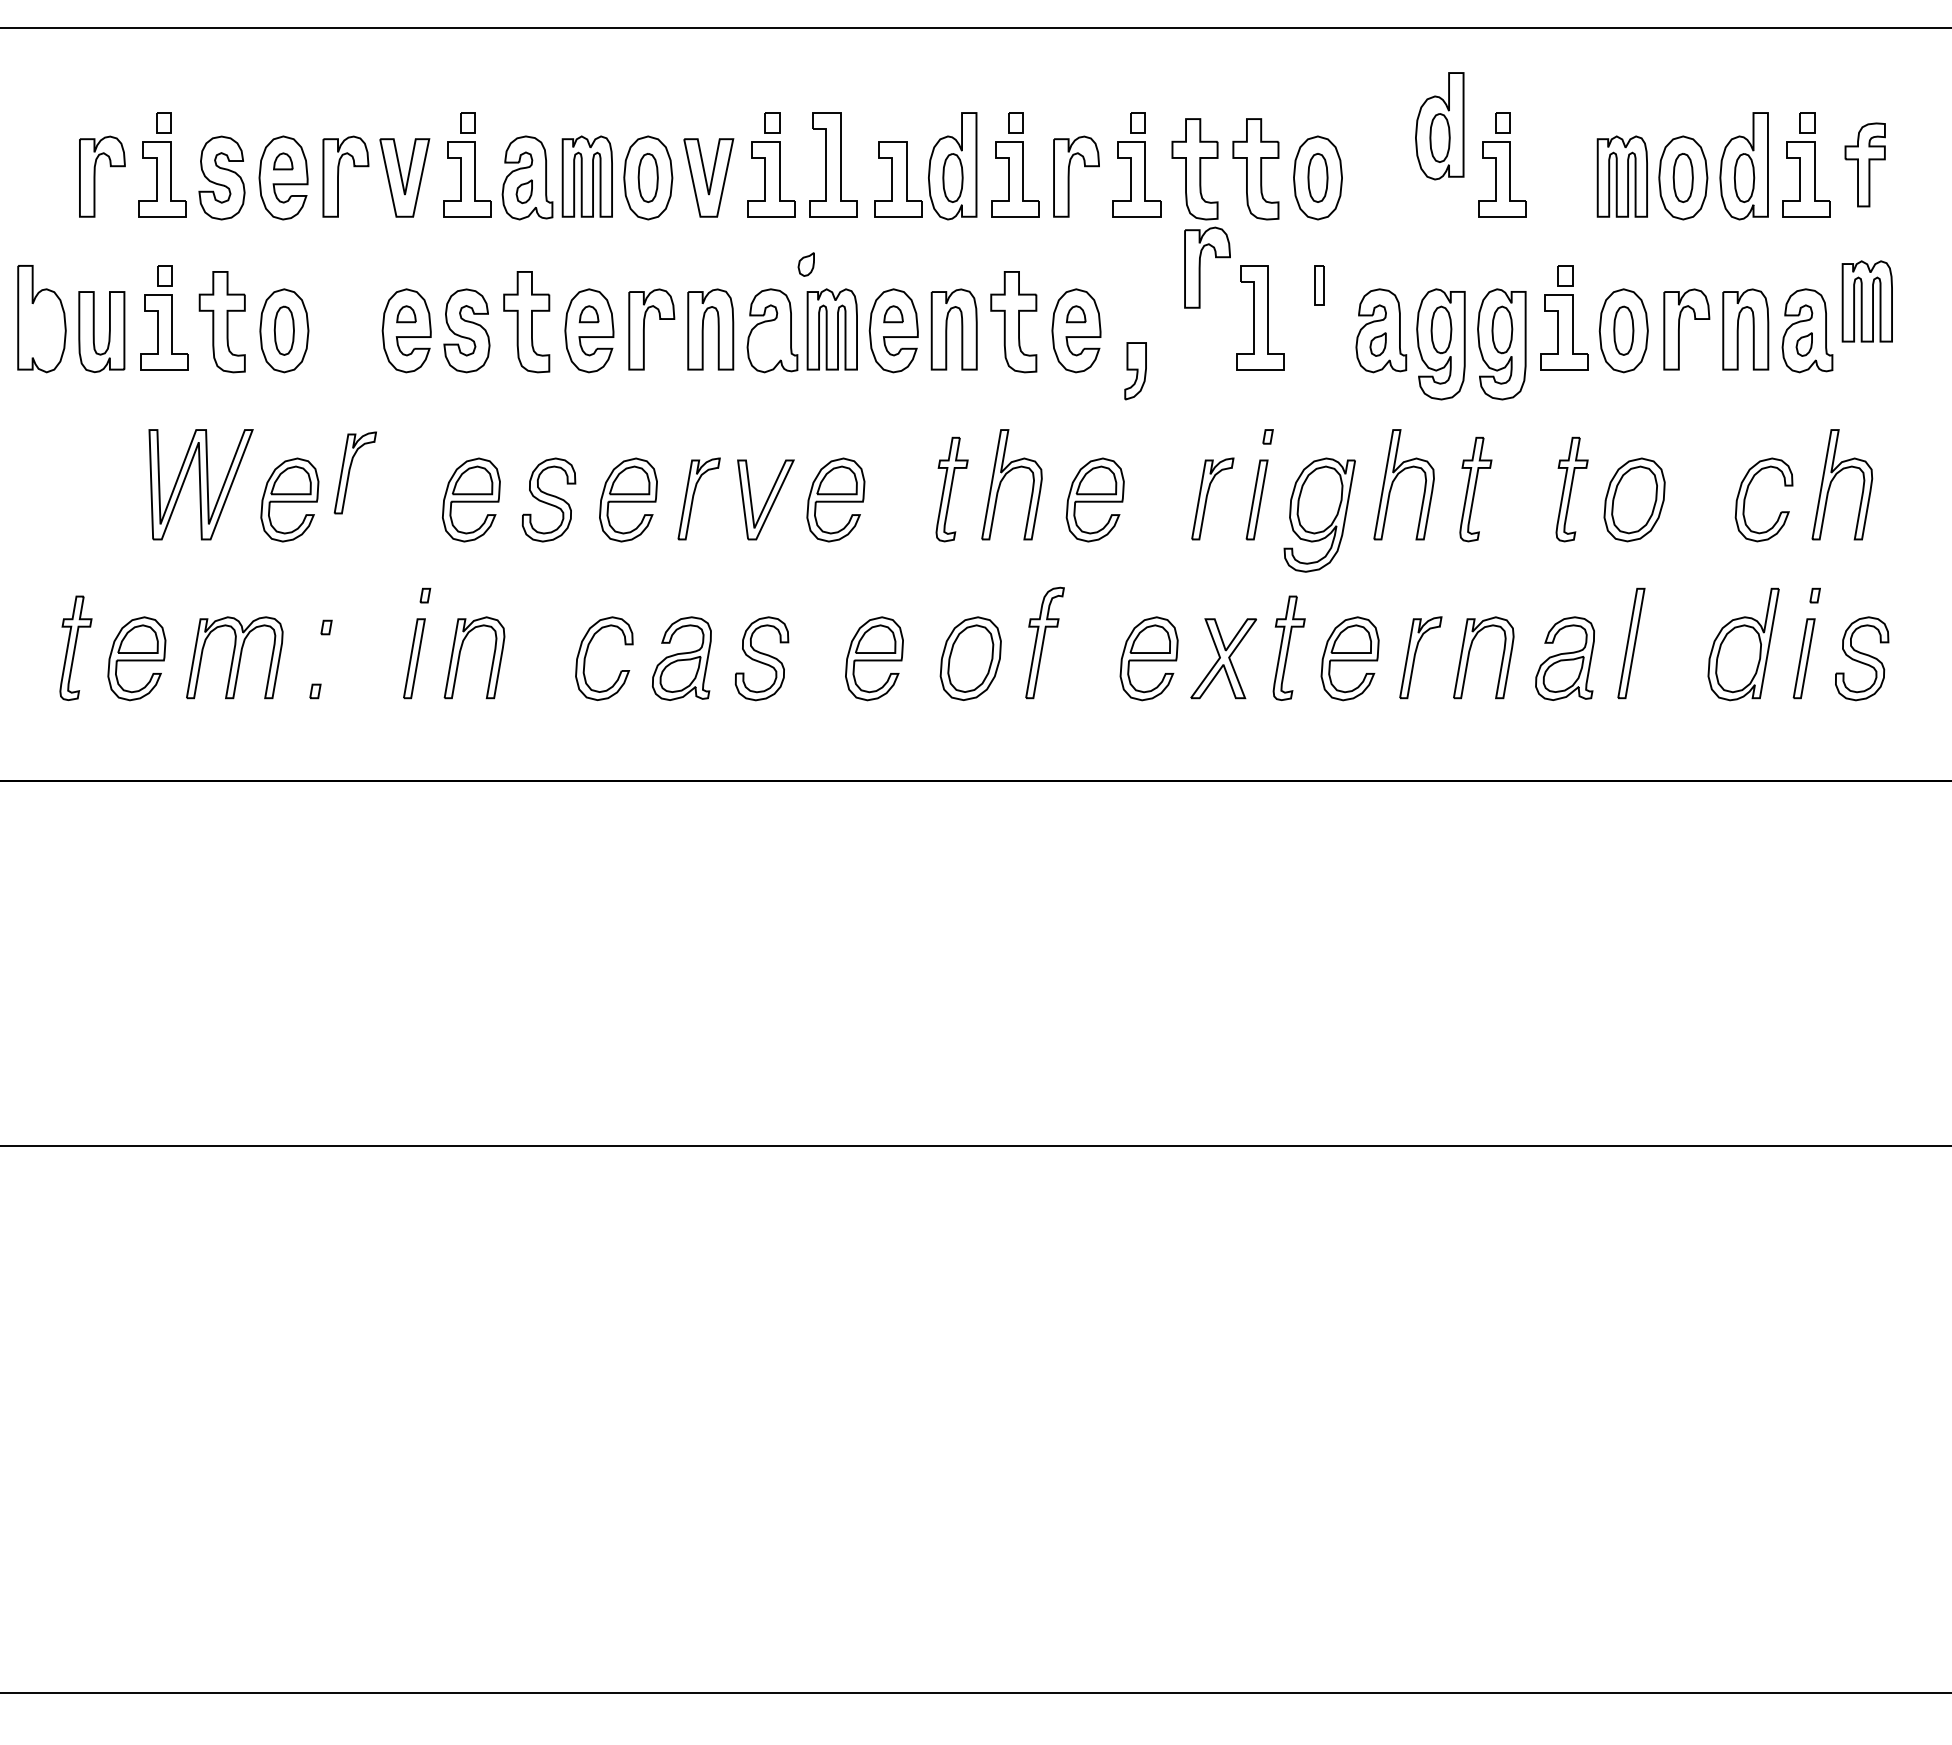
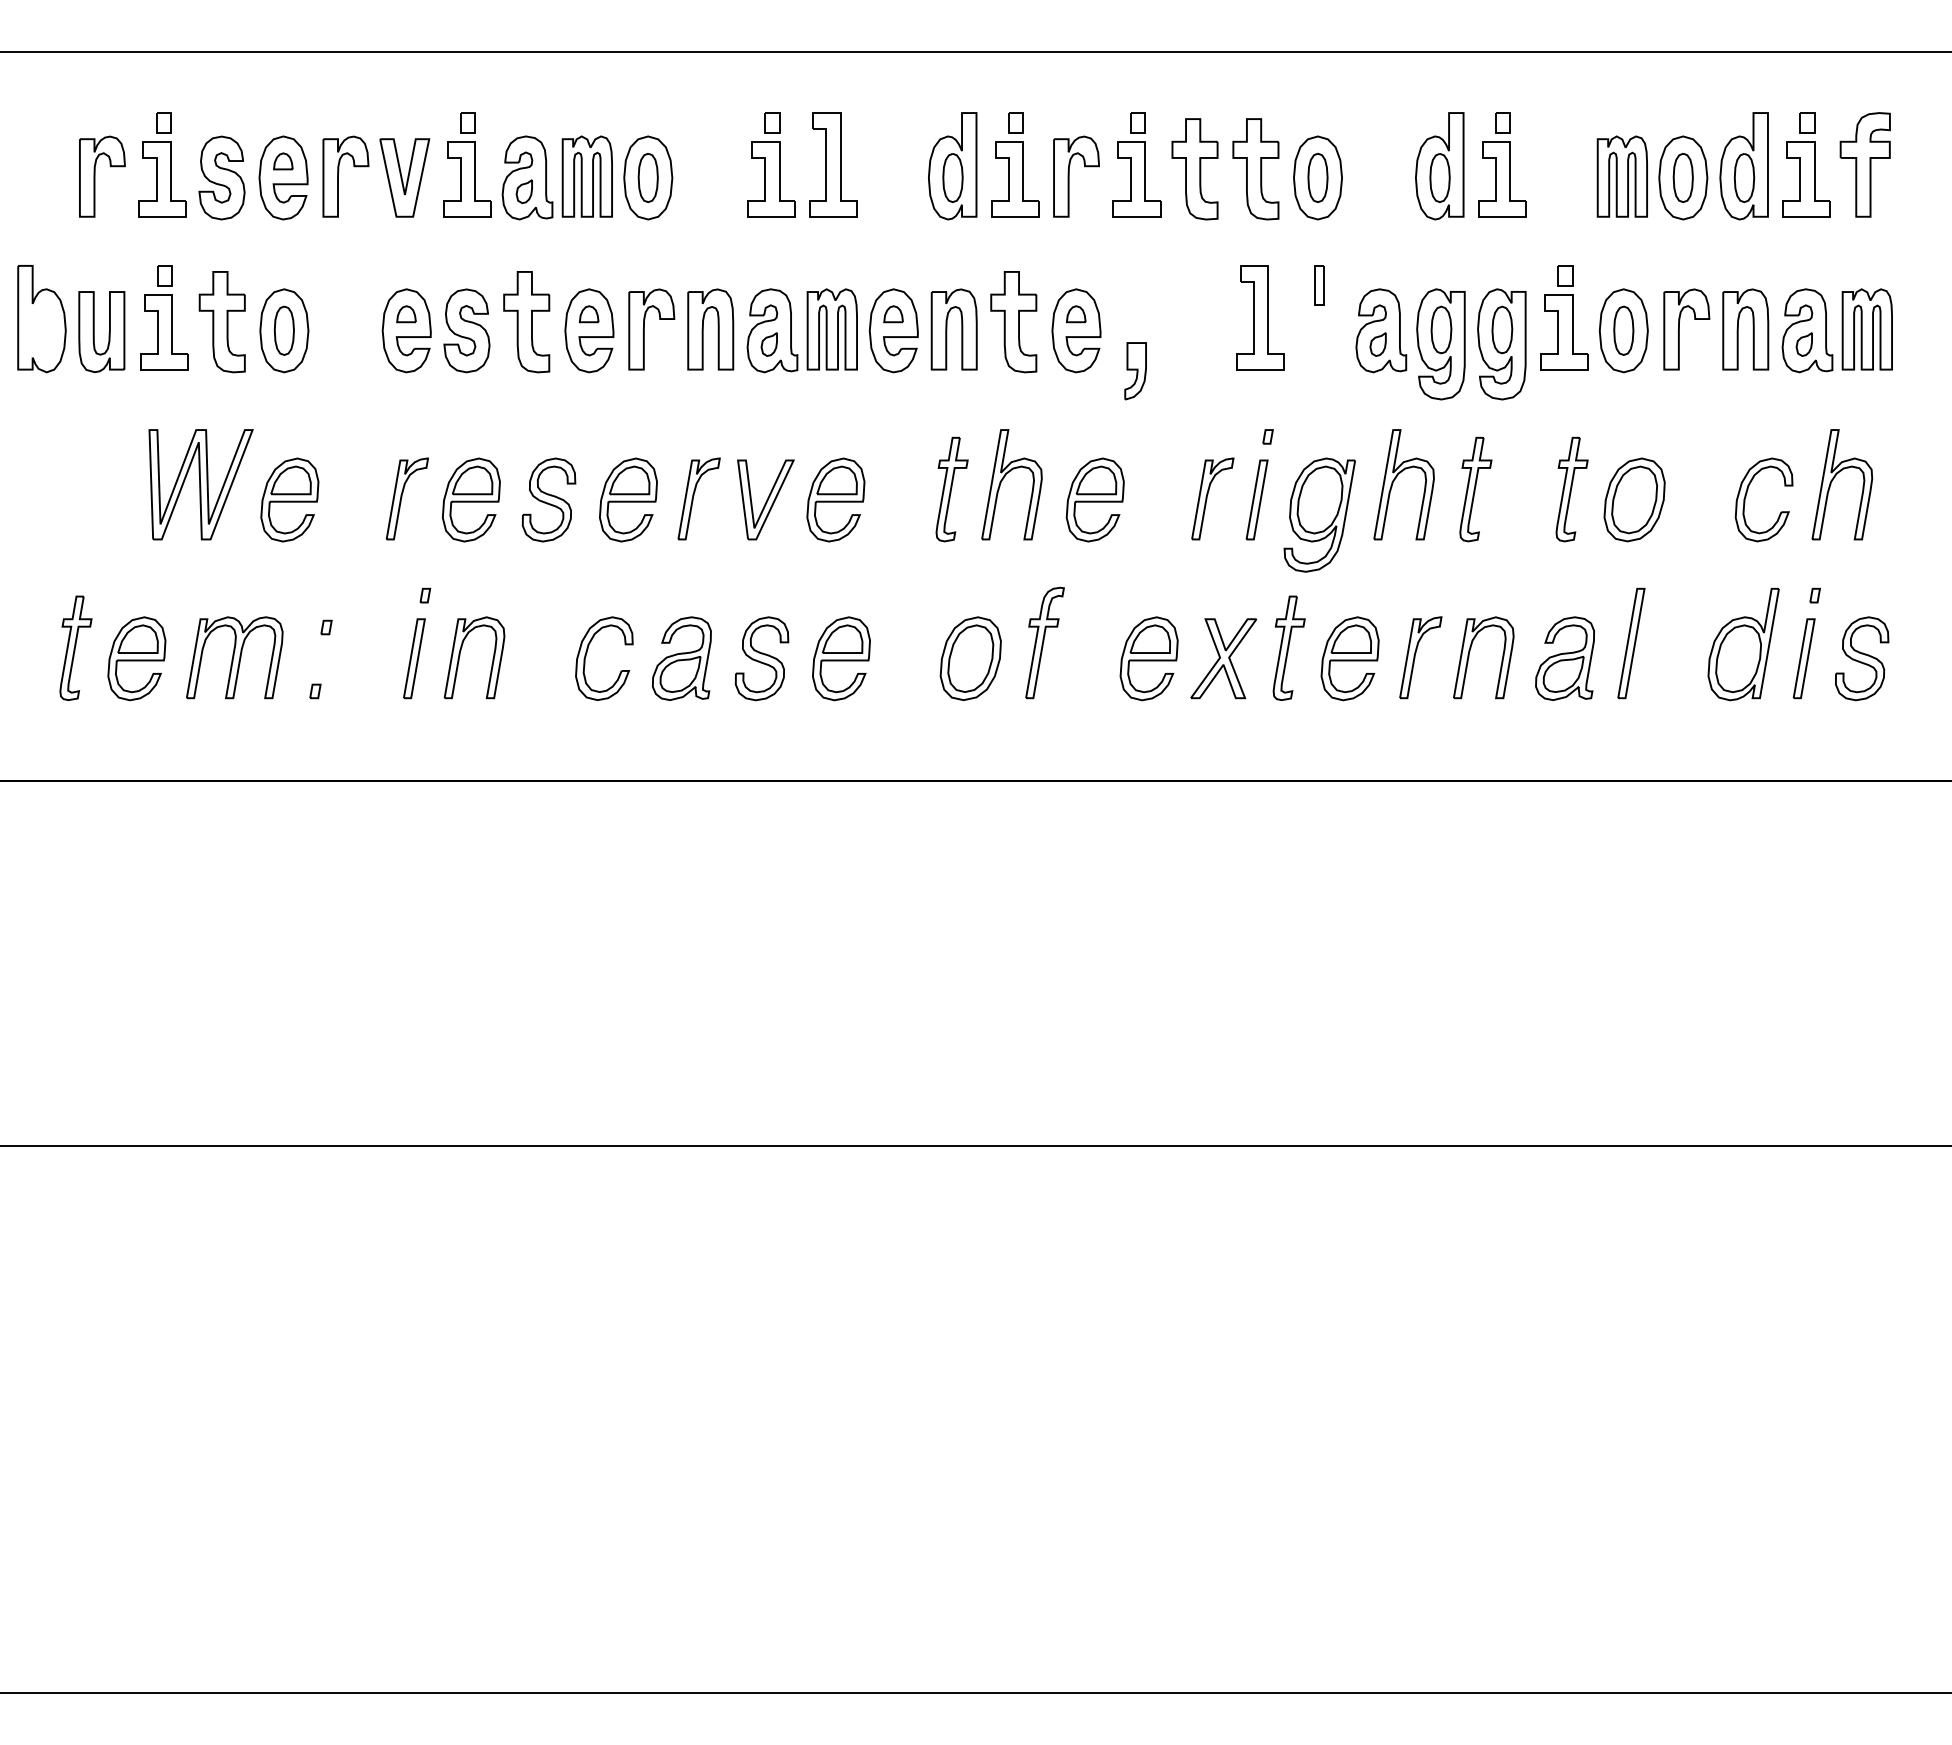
line position: (975, 28) -> (975, 52) (975, 52)
part position: (1439, 126) -> (1439, 166) (1439, 166)
part size: 42x86 px -> 52x106 px (1864, 164)
part: present -> none (708, 177)
part: present -> none (898, 179)
part position: (805, 264) -> (768, 344) (768, 344)
part: present -> none (1200, 267)
part position: (1866, 301) -> (1866, 329) (1866, 329)
part position: (354, 472) -> (406, 498) (406, 498)
part position: (874, 658) -> (841, 658) (841, 658)
